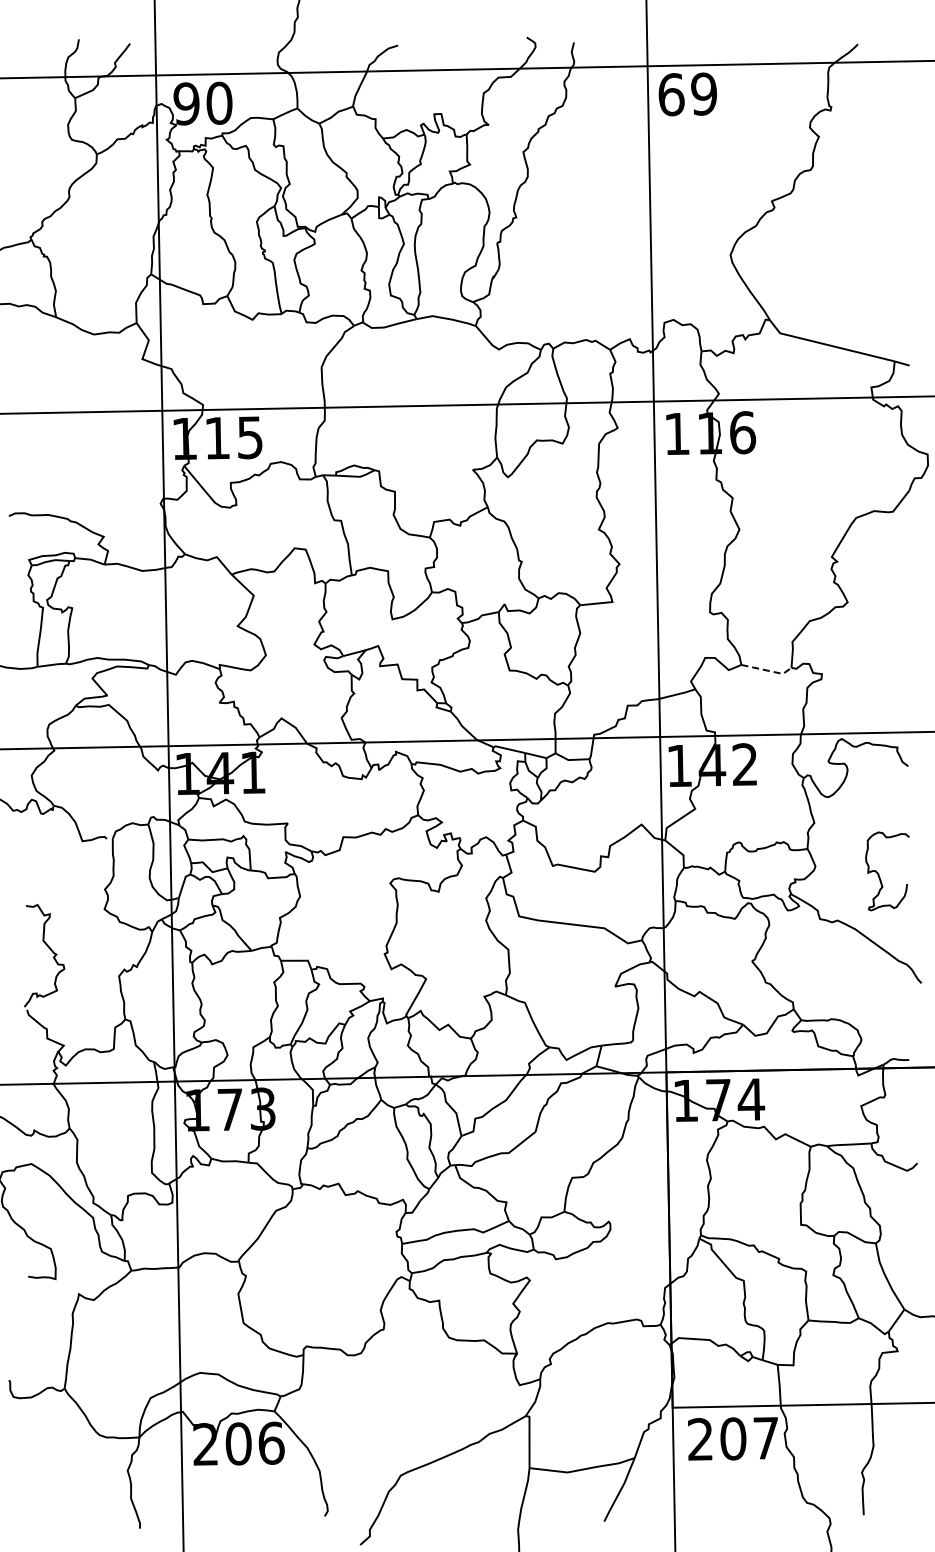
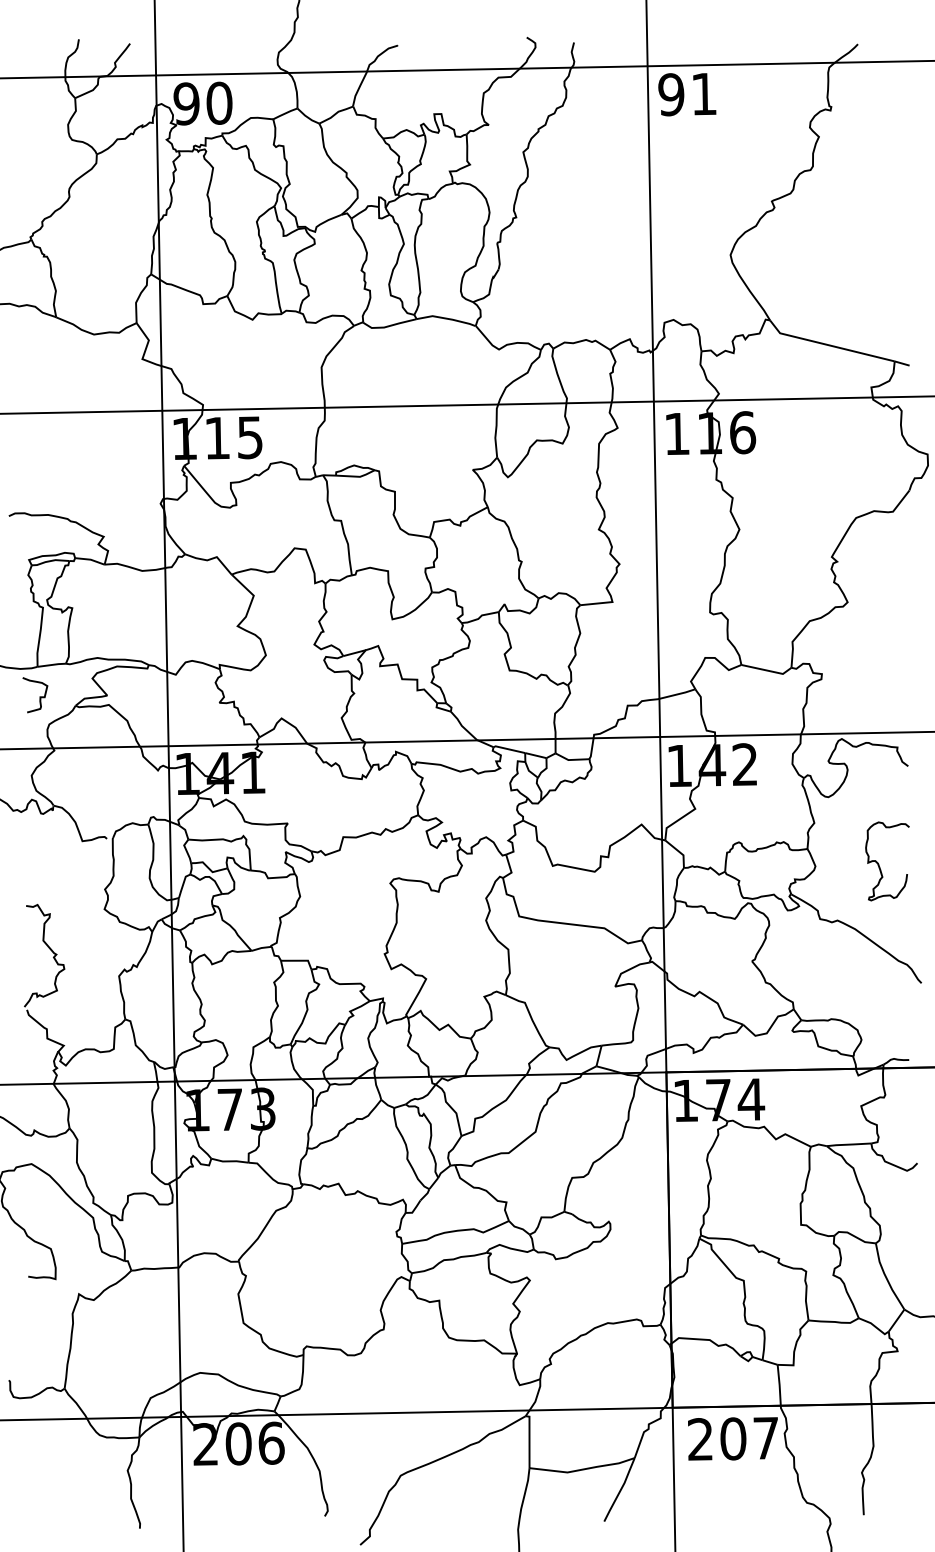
text: 69 -> 91 (687, 94)
line: dashed -> solid (768, 670)
curve: none -> present (39, 696)
curve position: (879, 874) -> (879, 864) (879, 864)
line: none -> present (466, 1411)
